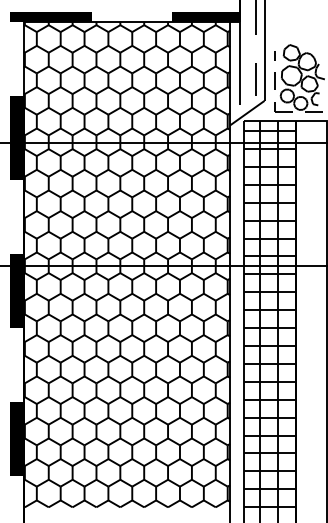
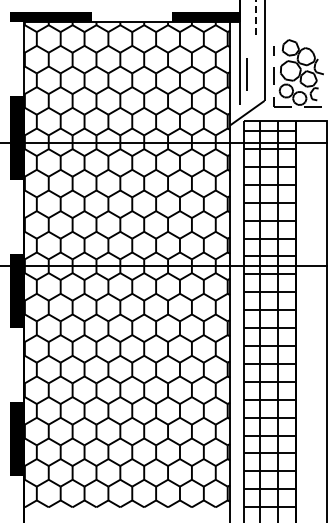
line: solid -> dashed (256, 17)
part position: (299, 78) -> (298, 73) (298, 73)
line position: (255, 79) -> (246, 74) (246, 74)
